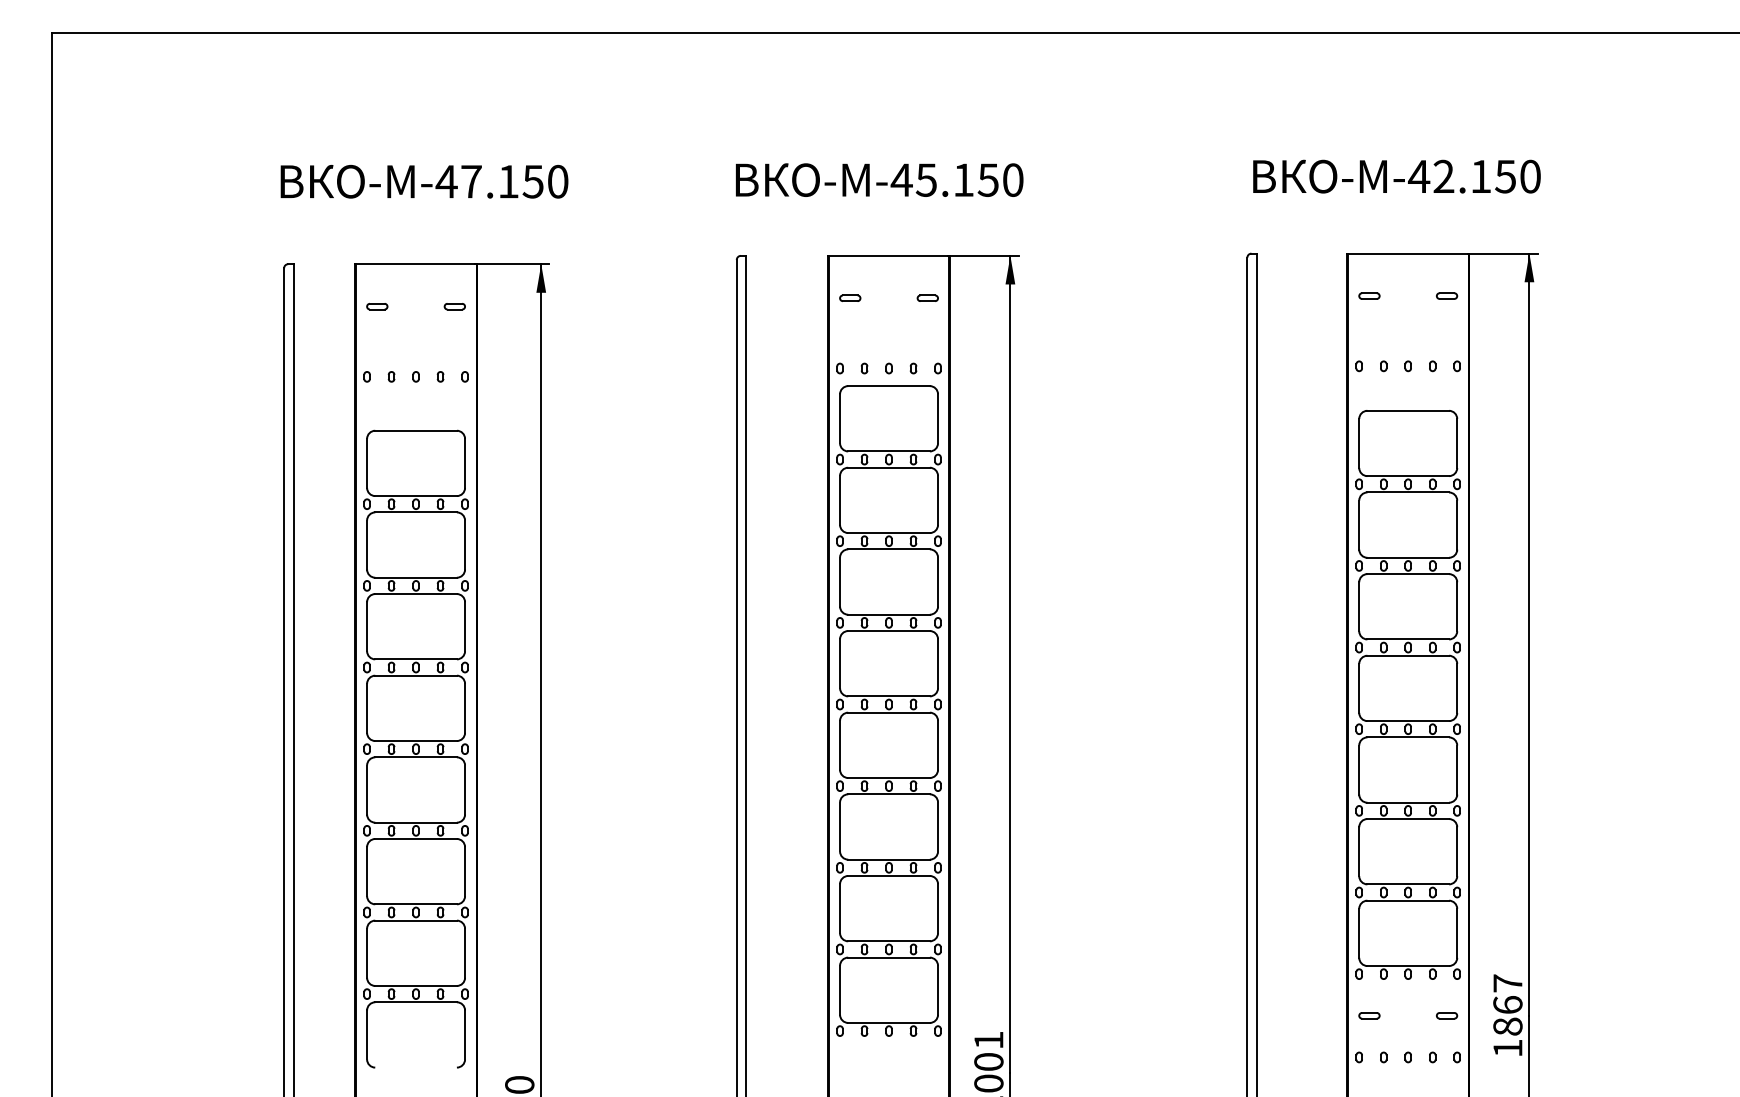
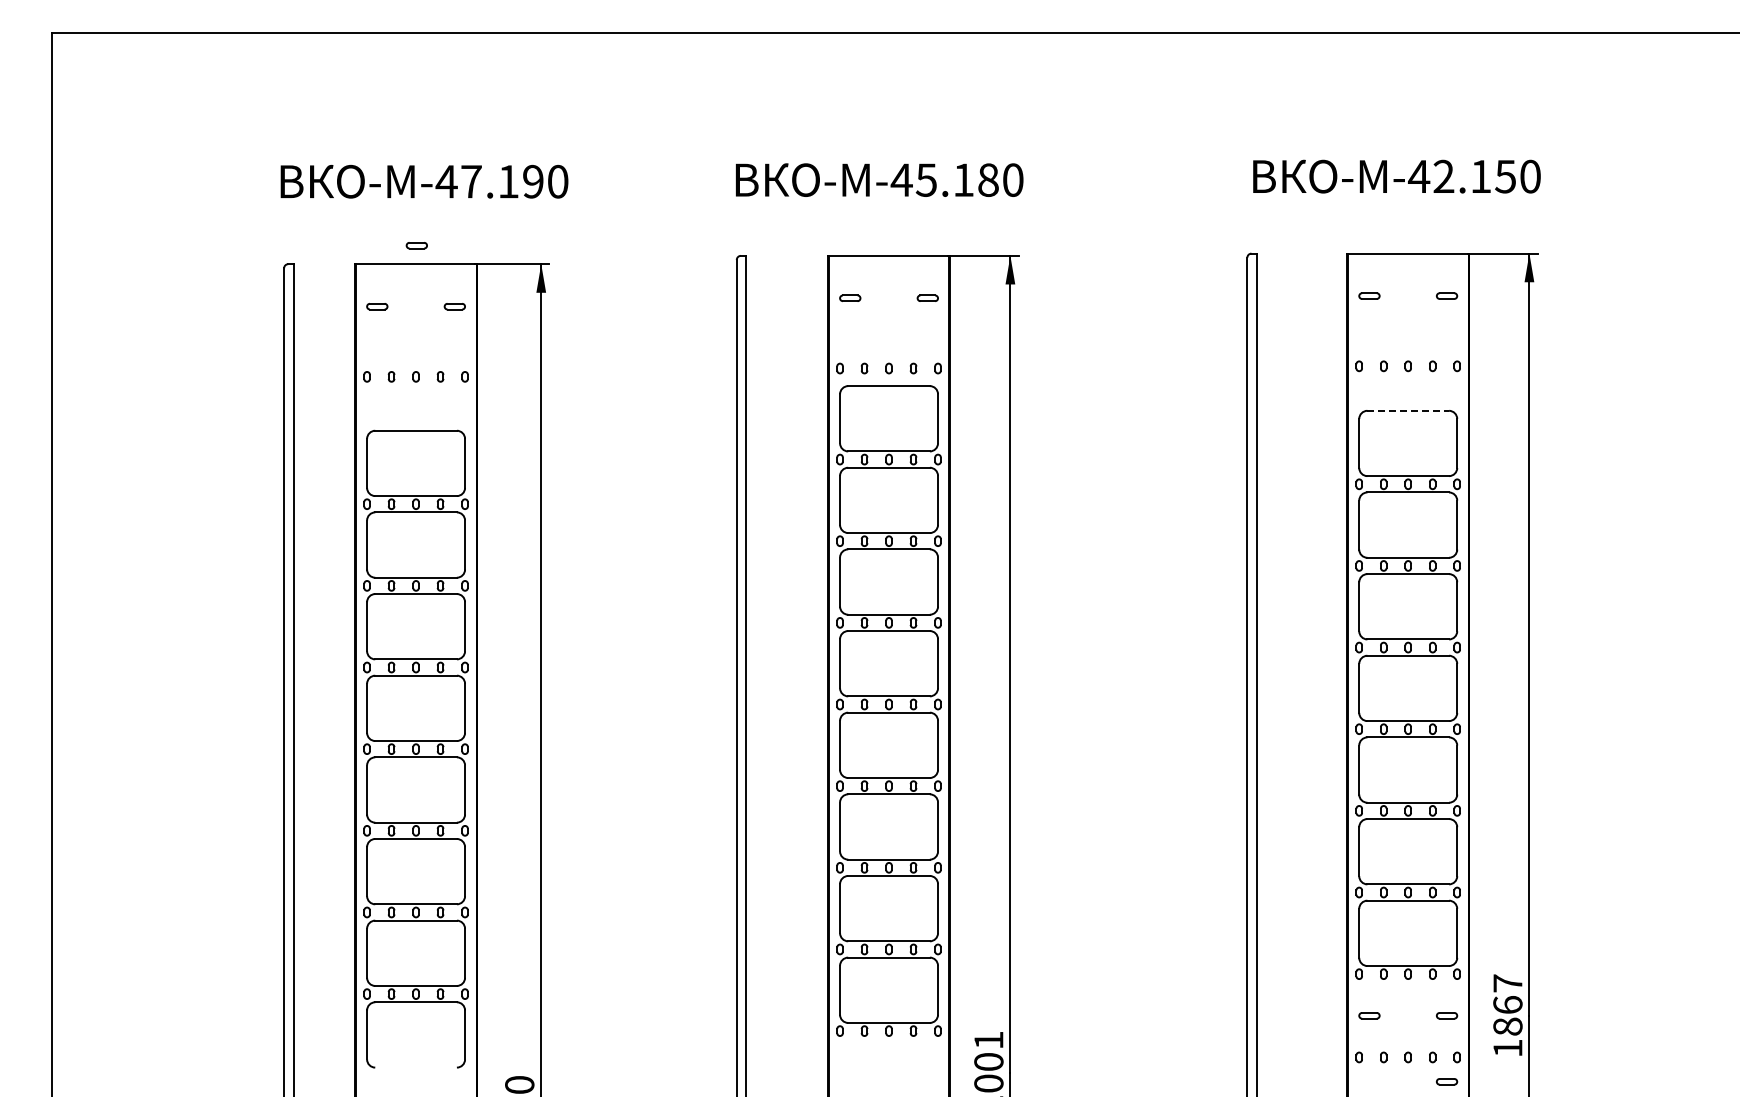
text: -45.150 -> -45.180 (987, 179)
text: -47.150 -> -47.190 (532, 181)
part: none -> present (416, 245)
line: solid -> dashed (1408, 410)
part: none -> present (1447, 1081)
